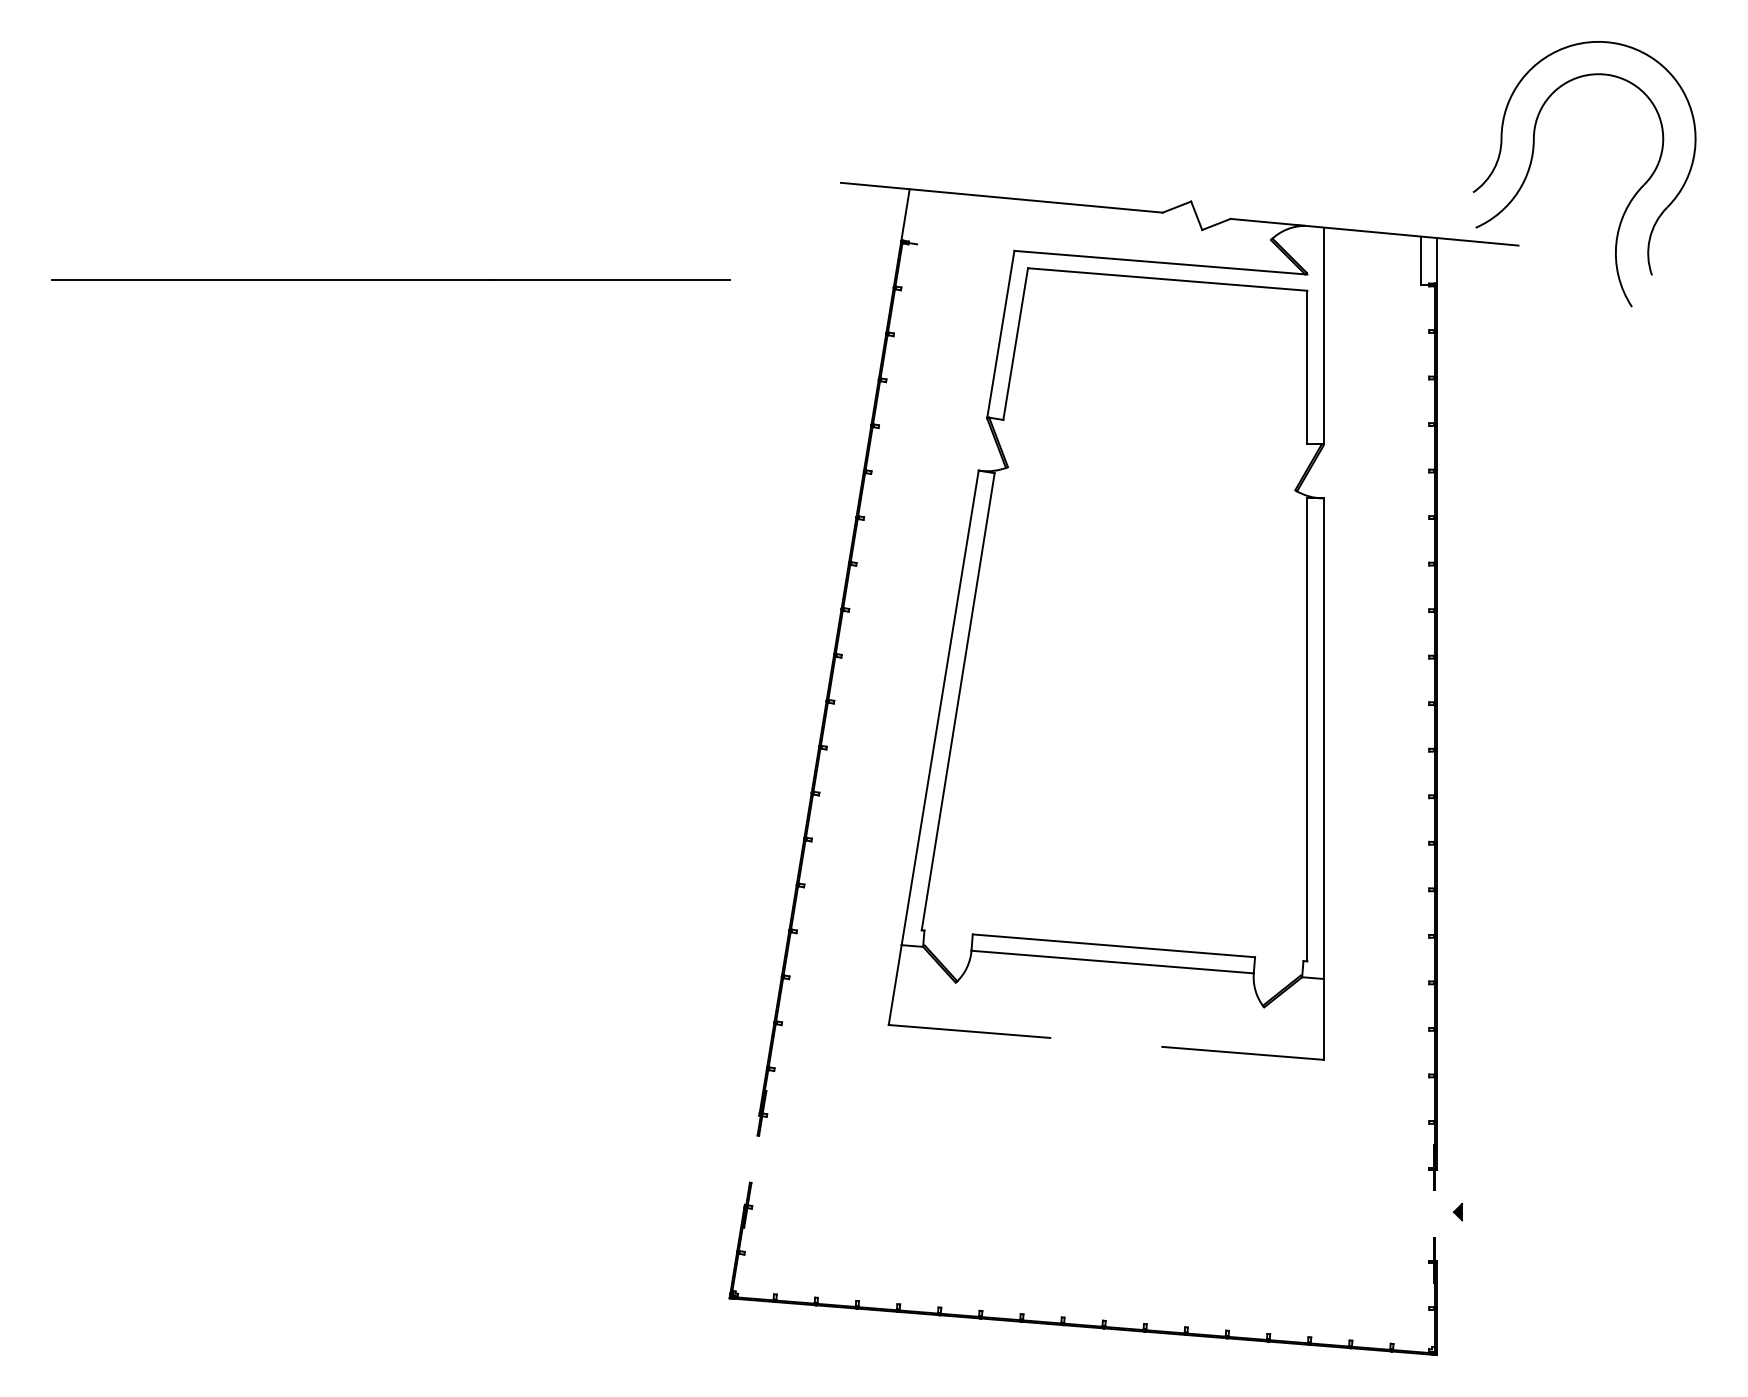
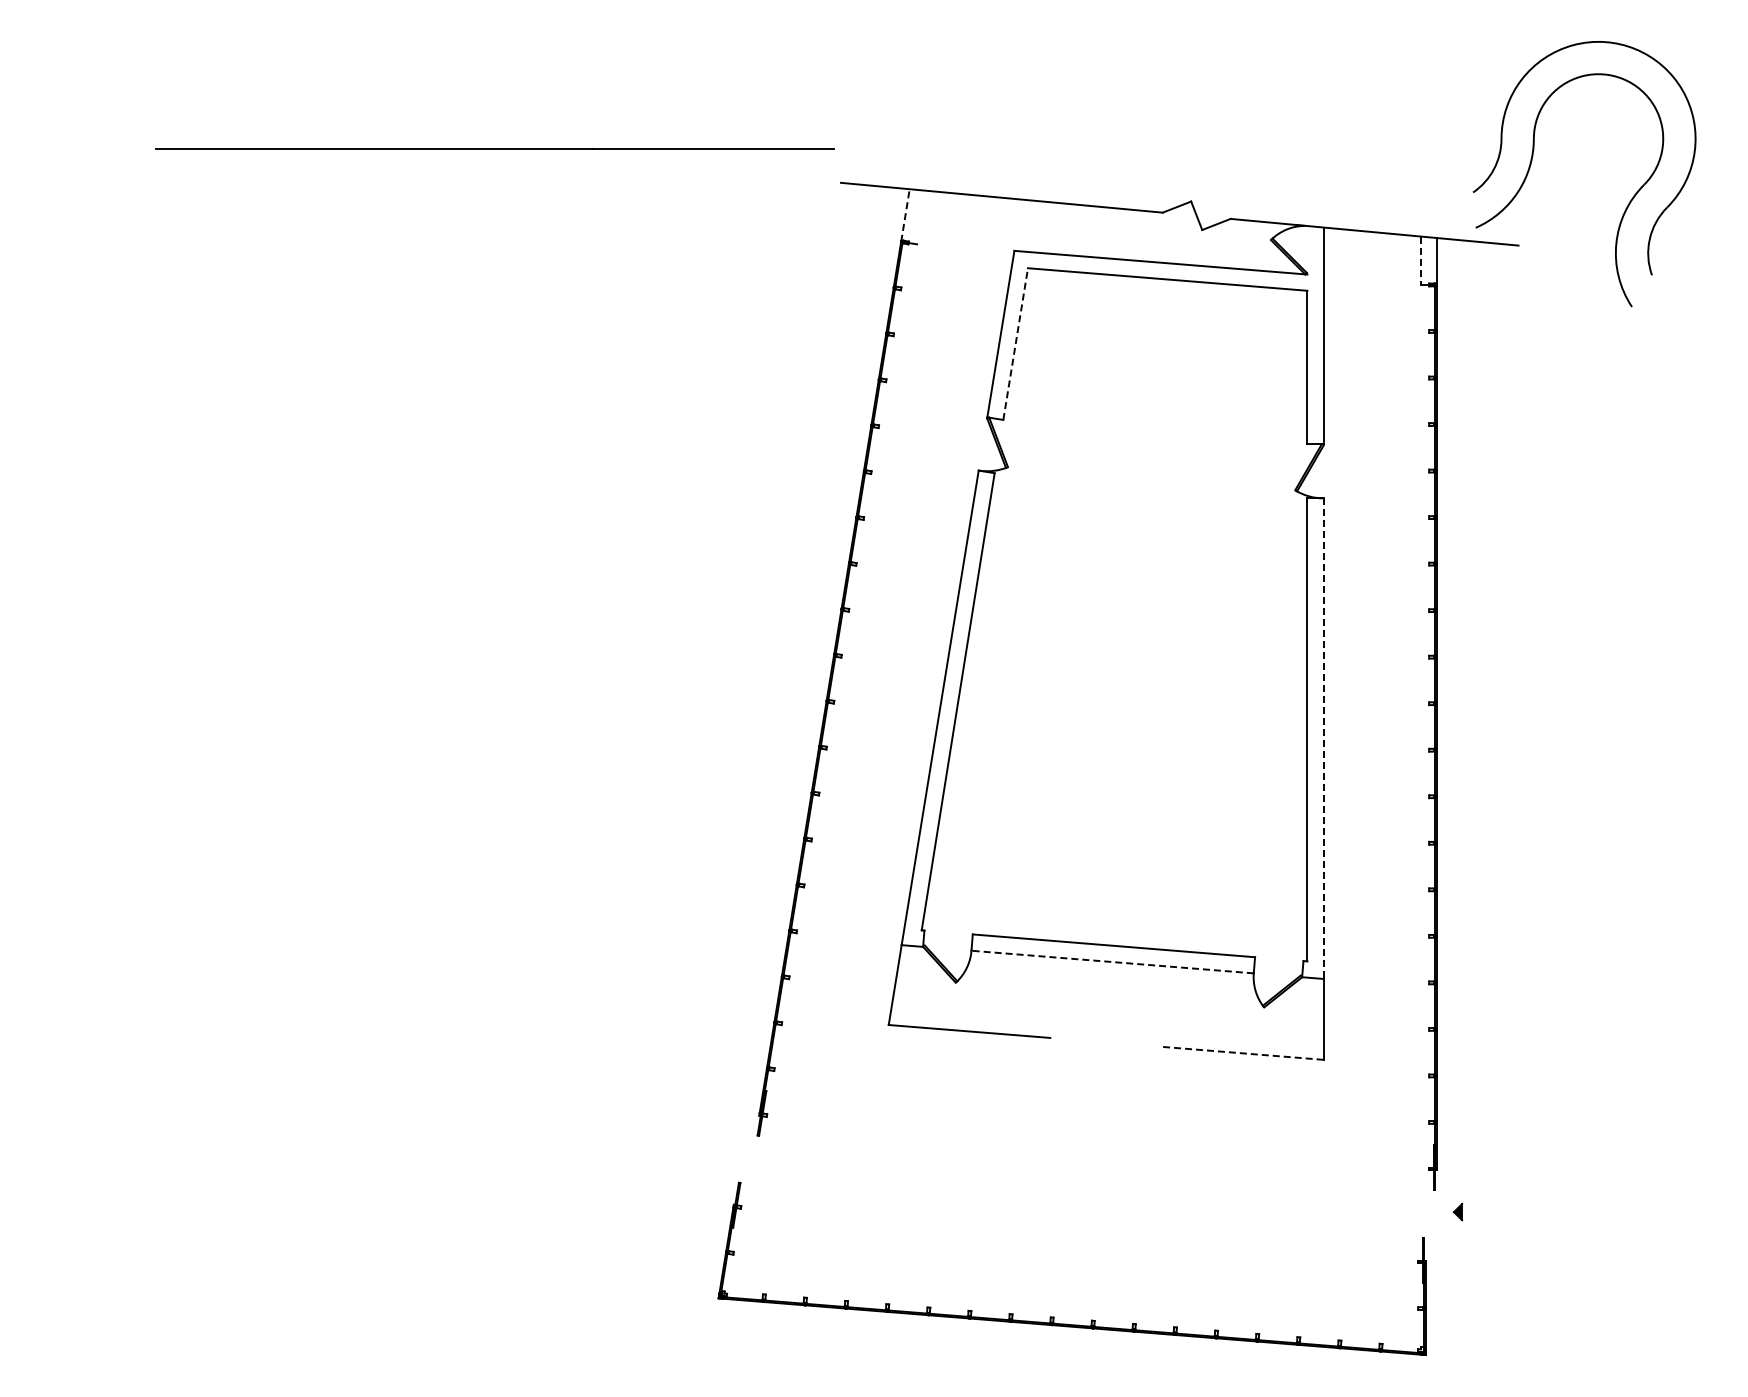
line: solid -> dashed (905, 215)
line: solid -> dashed (1420, 261)
line position: (390, 279) -> (494, 148) (494, 148)
line: solid -> dashed (1015, 344)
line: solid -> dashed (1323, 739)
line: solid -> dashed (1112, 962)
line: solid -> dashed (1242, 1053)
part position: (1065, 1316) -> (1054, 1316) (1054, 1316)
